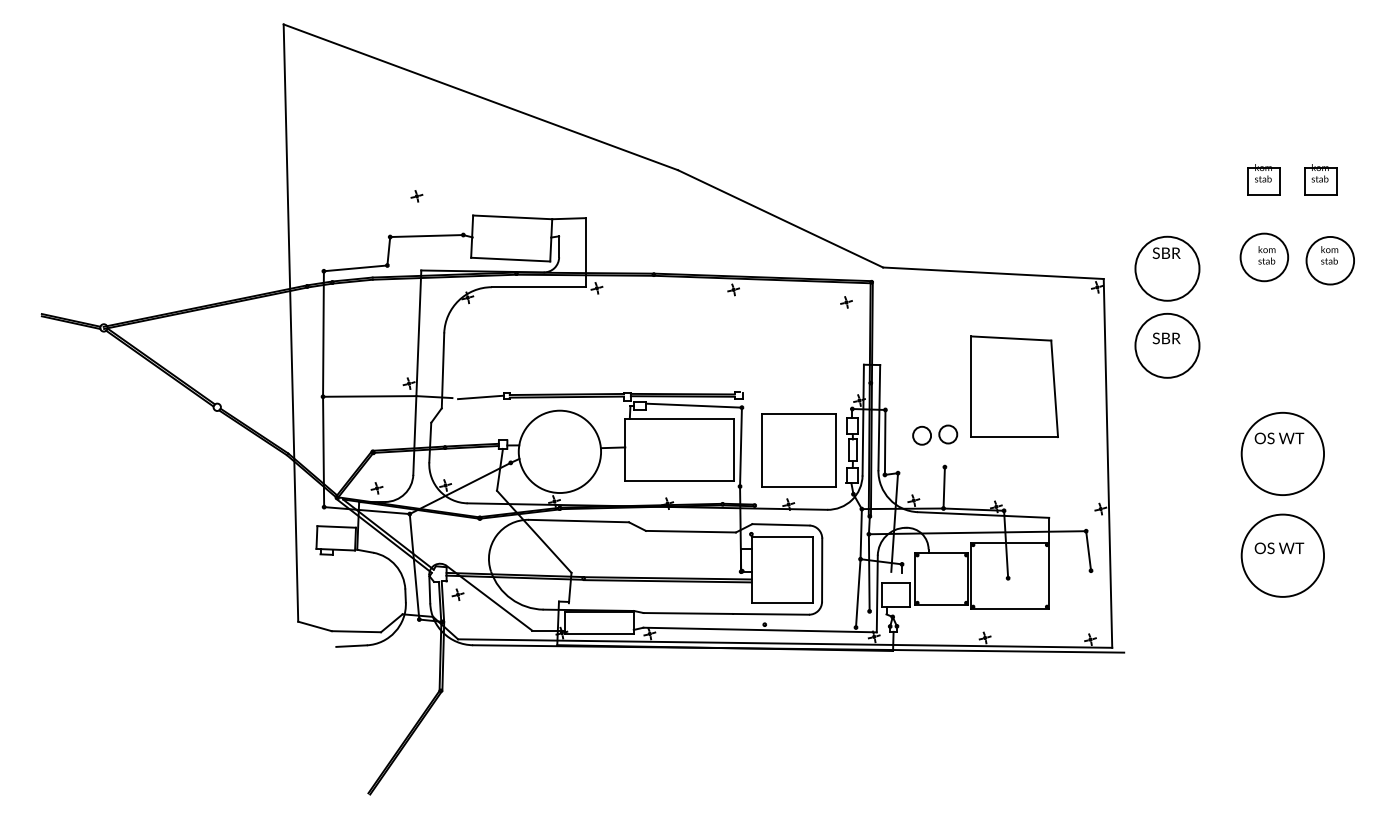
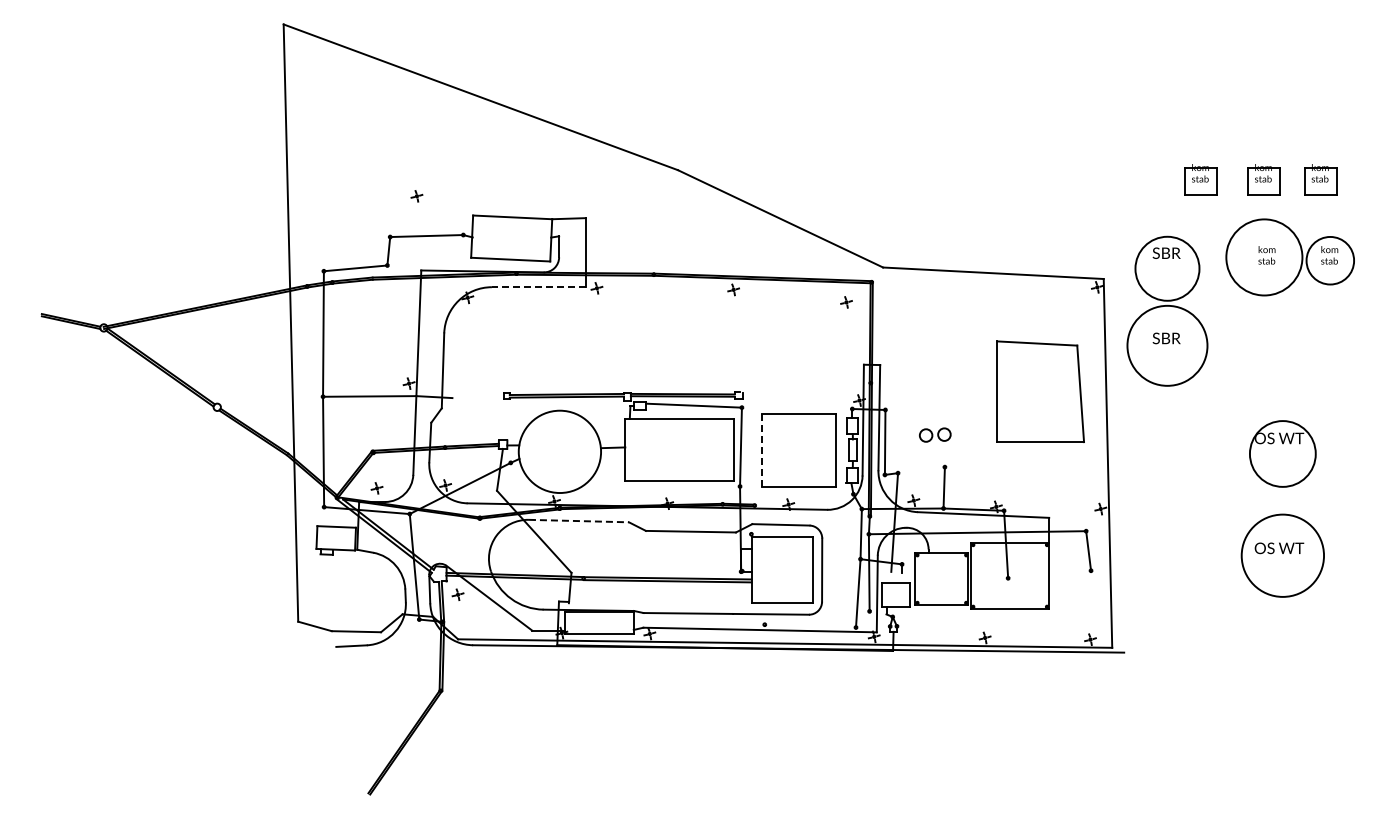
part: none -> present (1200, 179)
circle diameter: 48 px -> 76 px (1264, 257)
line: solid -> dashed (538, 287)
circle diameter: 64 px -> 80 px (1167, 345)
part position: (1014, 386) -> (1040, 391) (1040, 391)
line: present -> none (481, 397)
part size: 47x22 px -> 33x16 px (935, 434)
line: solid -> dashed (762, 450)
circle diameter: 82 px -> 66 px (1282, 453)
line: solid -> dashed (579, 521)
